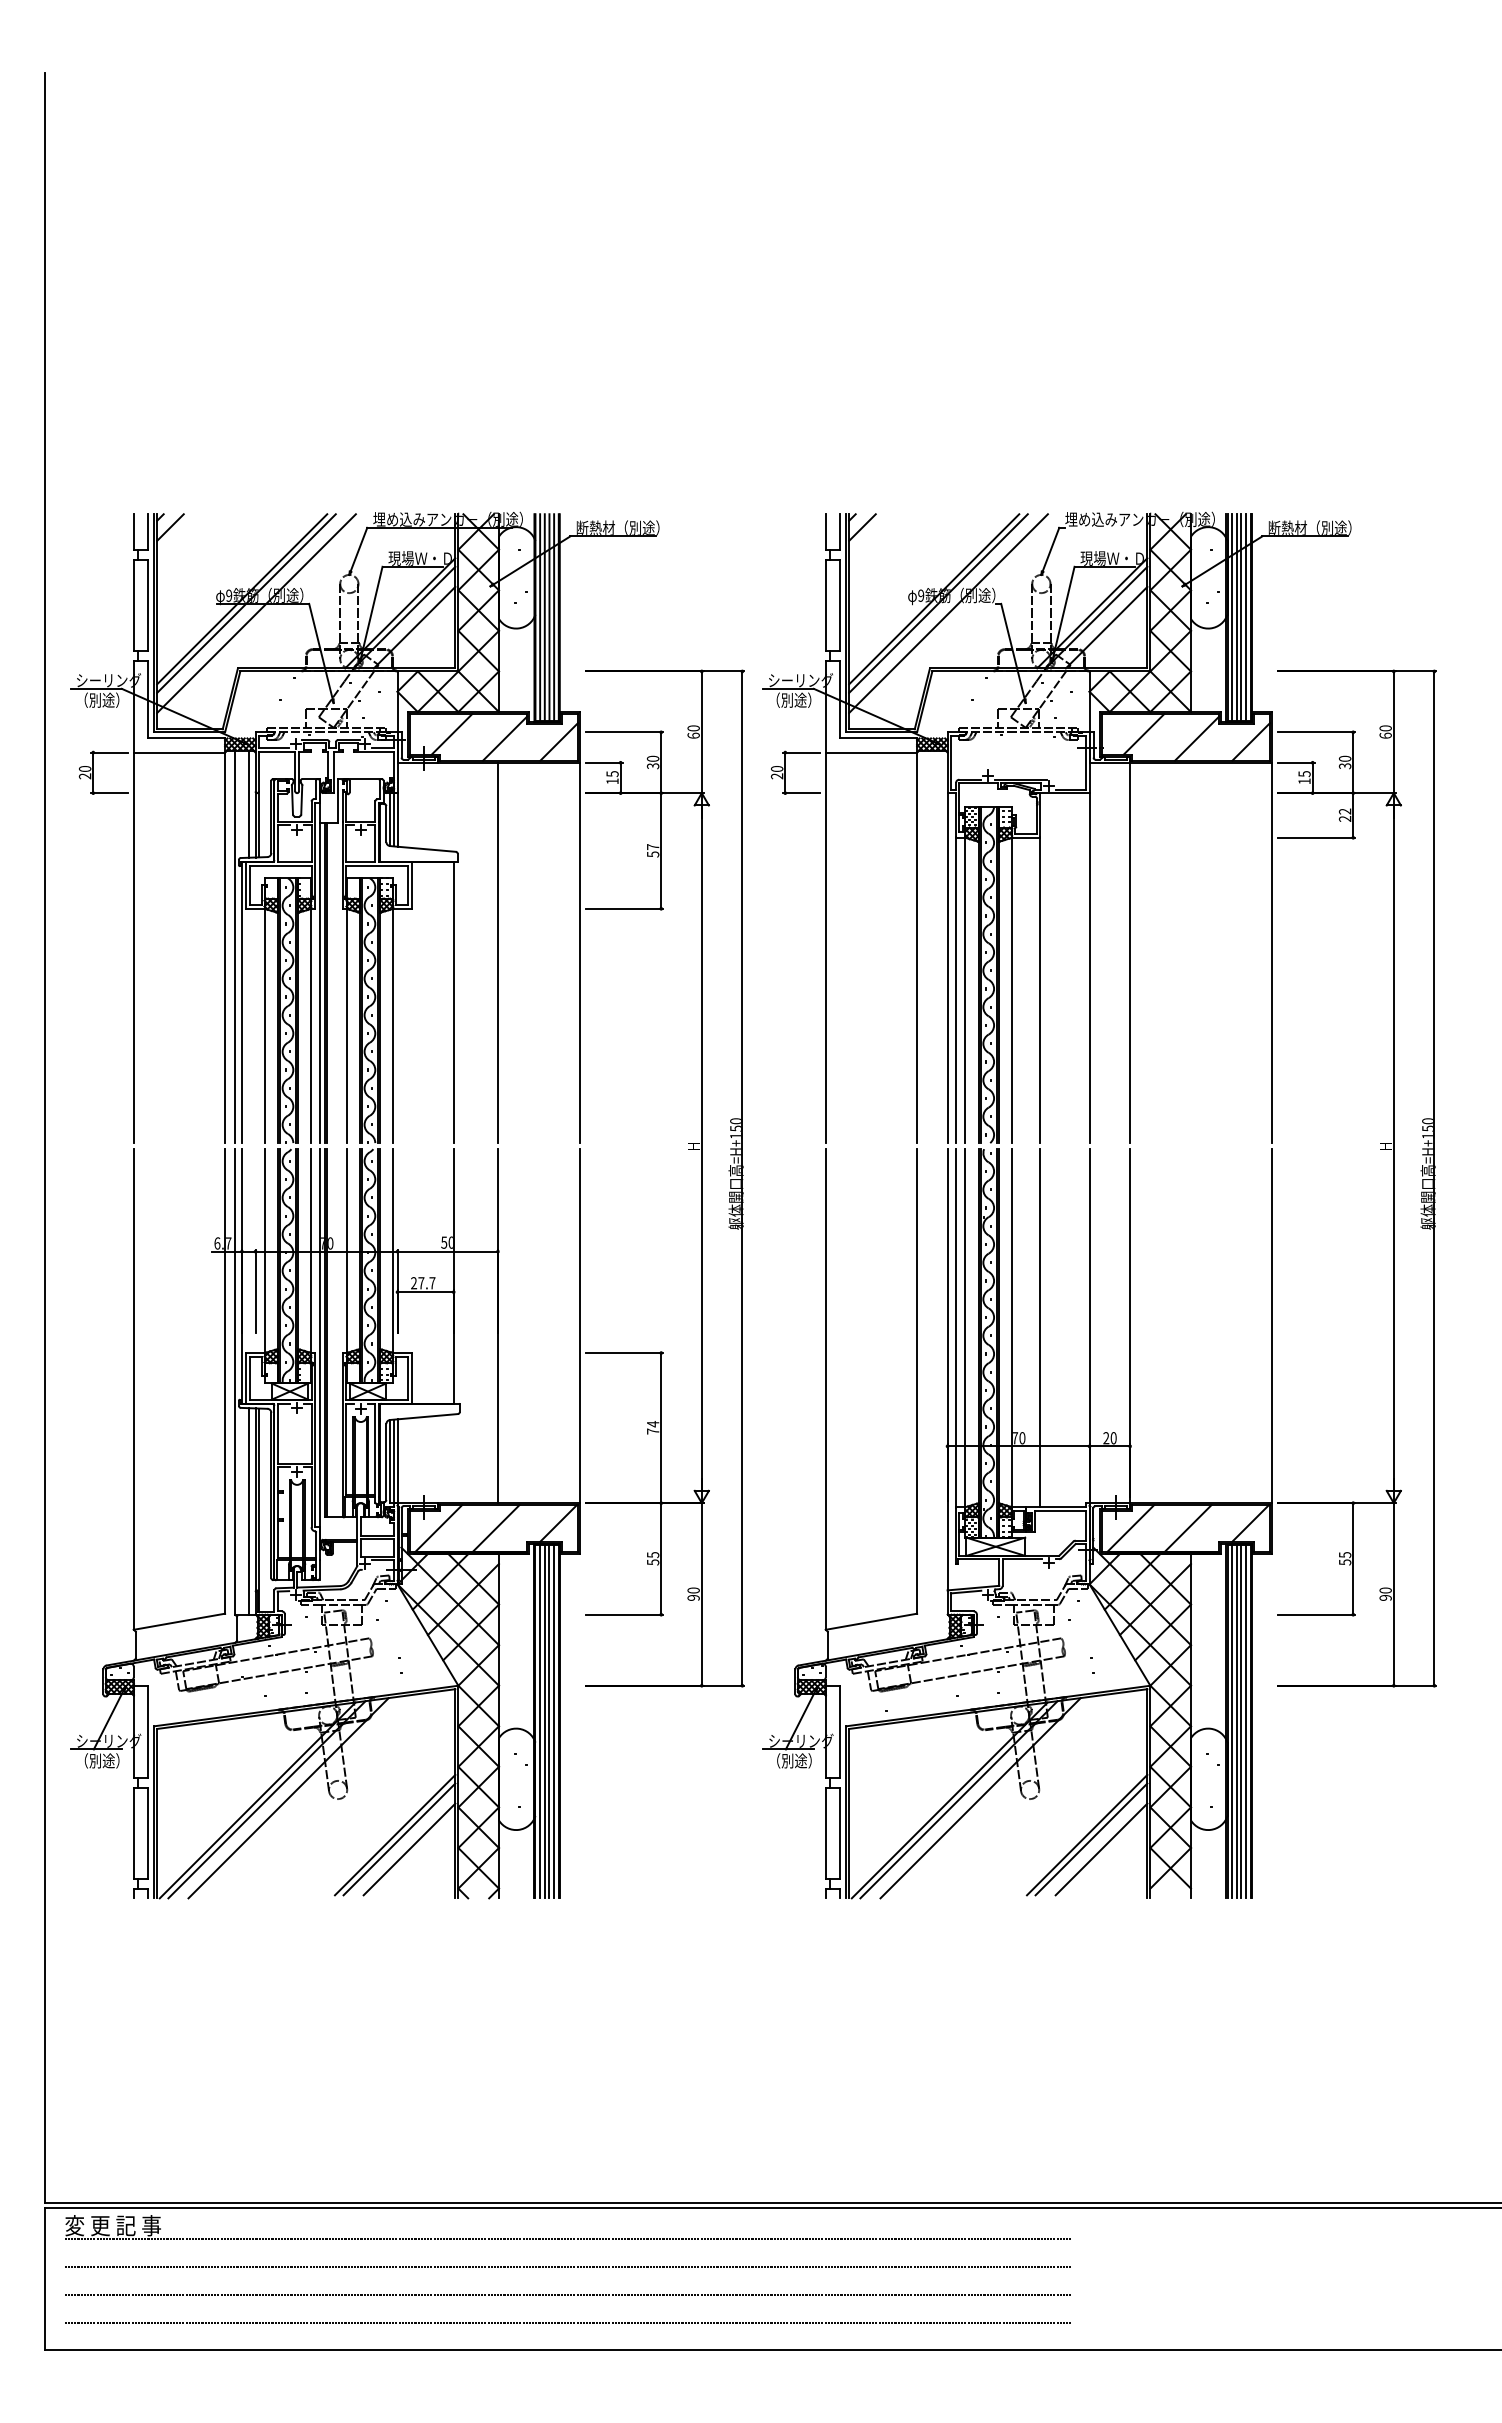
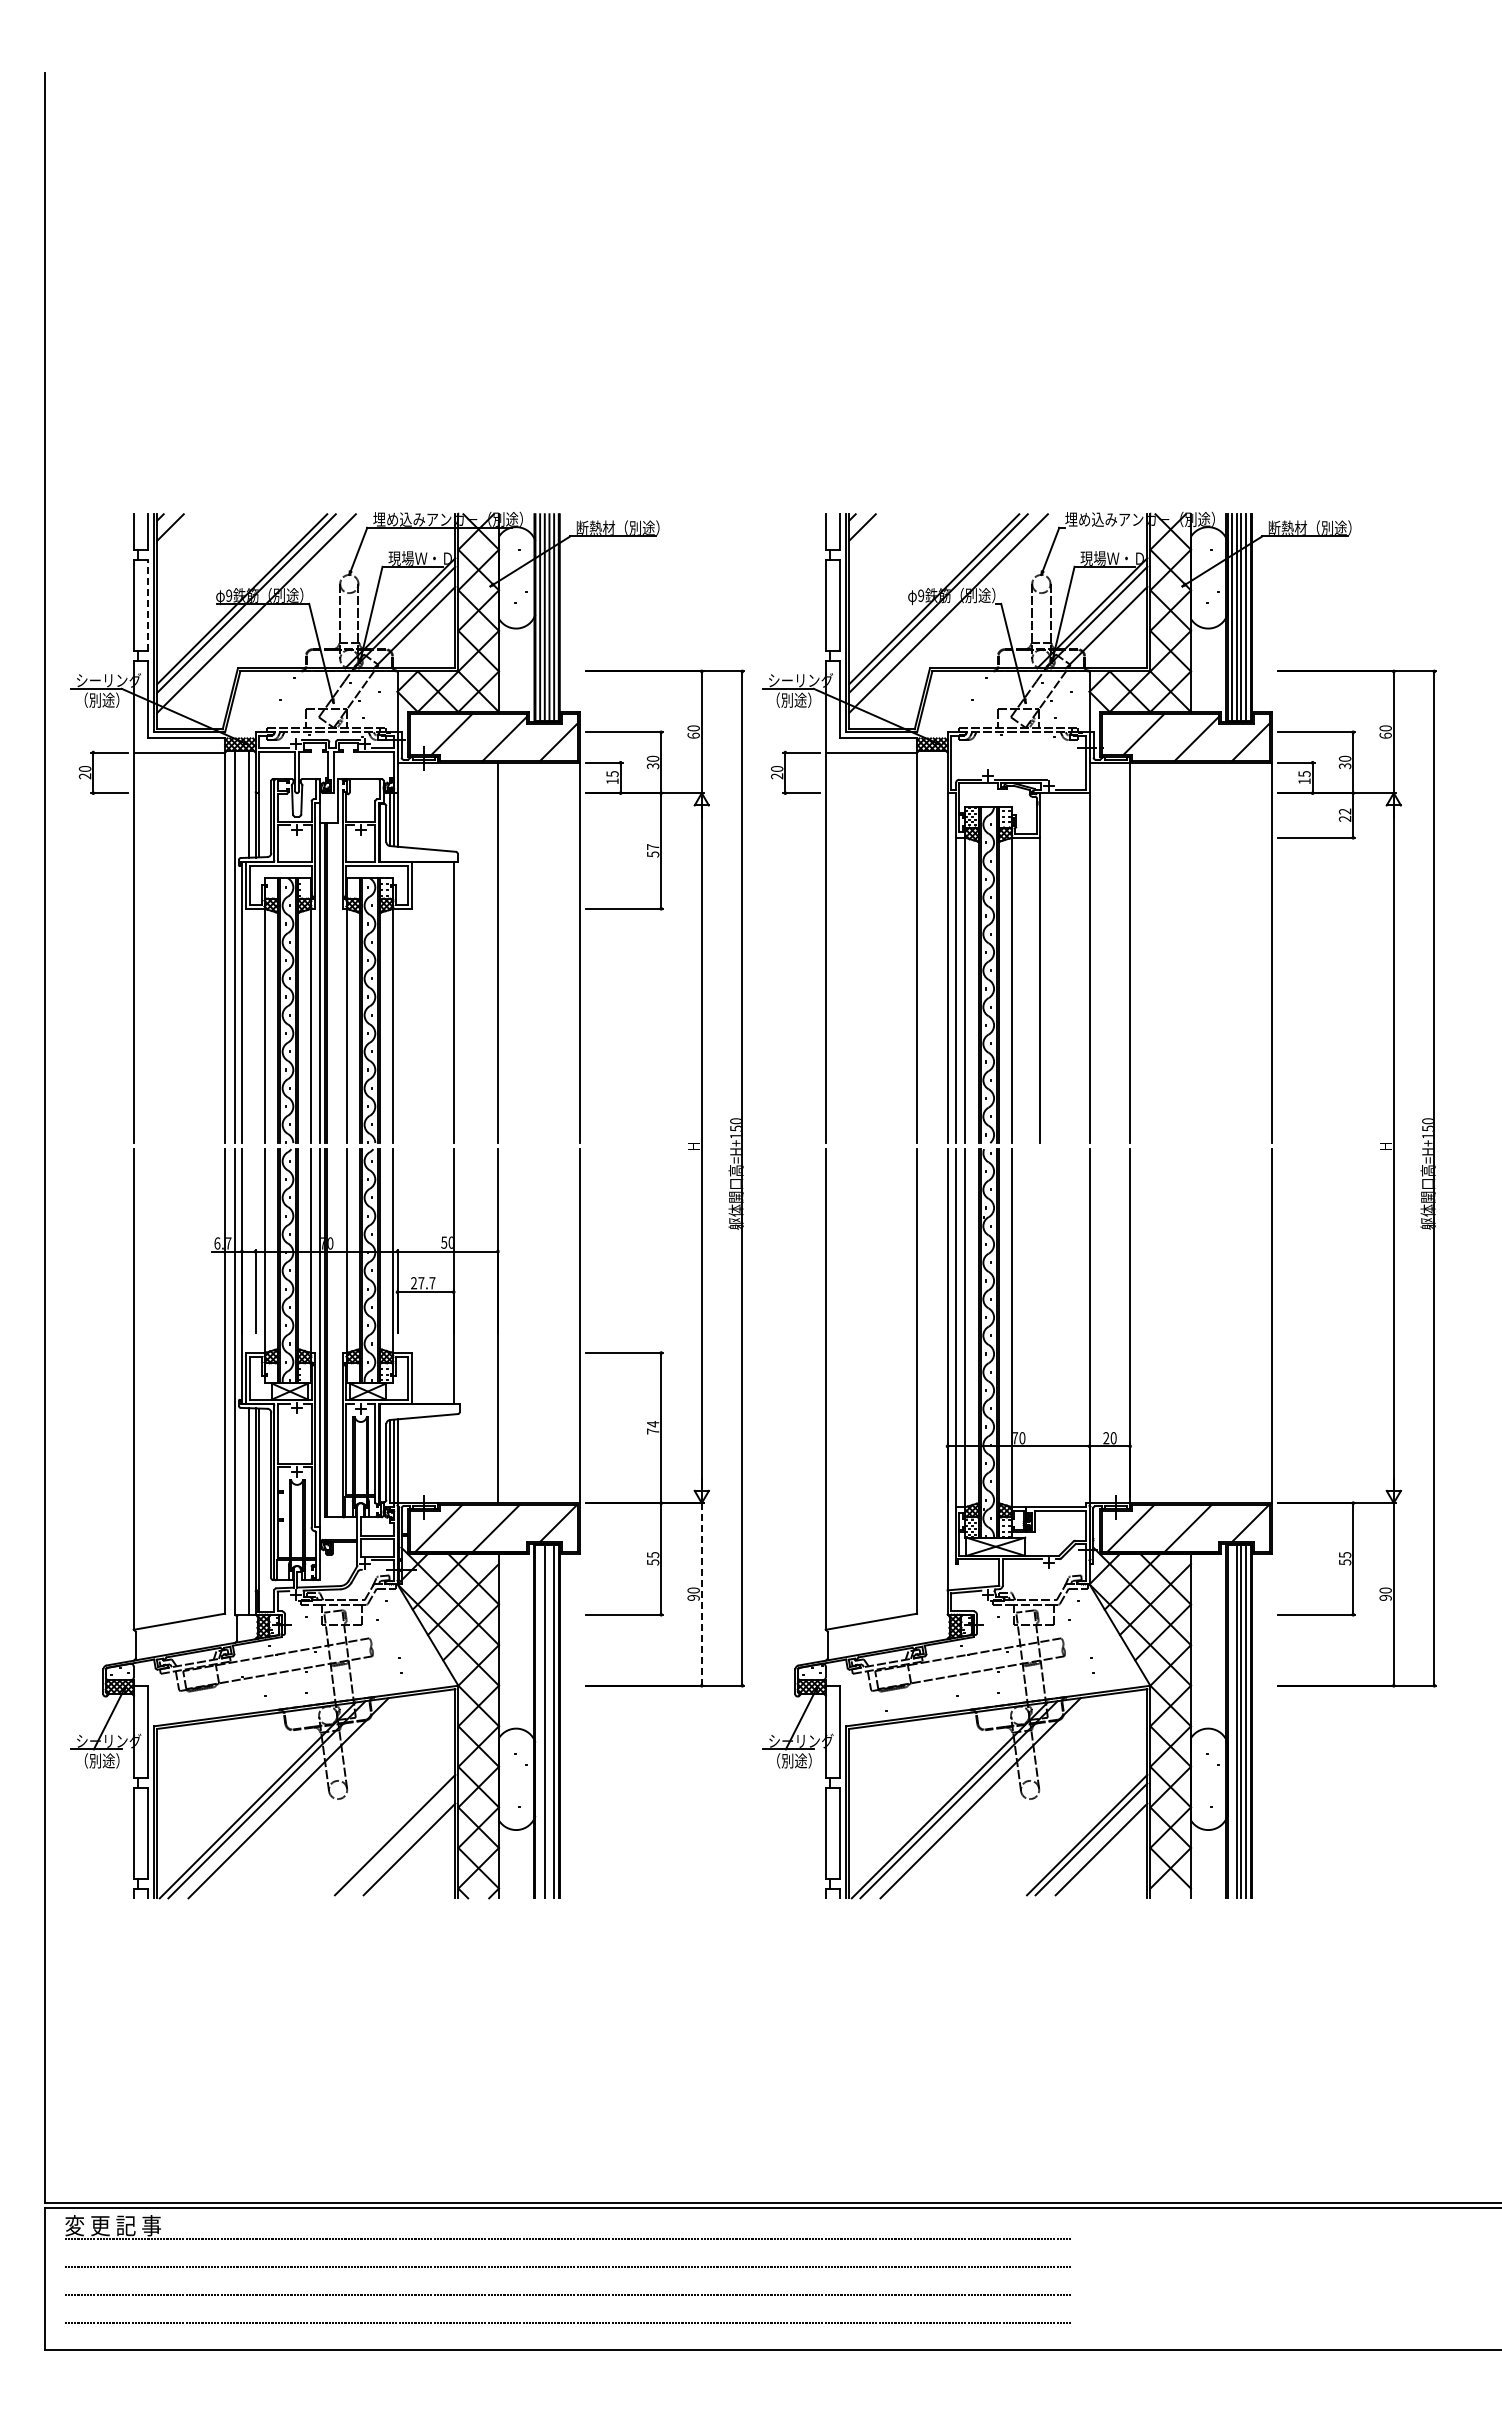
line: solid -> dashed (148, 605)
line: present -> none (1040, 1328)
line: solid -> dashed (701, 1594)
line: present -> none (540, 1721)
line: present -> none (549, 1721)
line: present -> none (1232, 1721)
line: present -> none (399, 1839)
